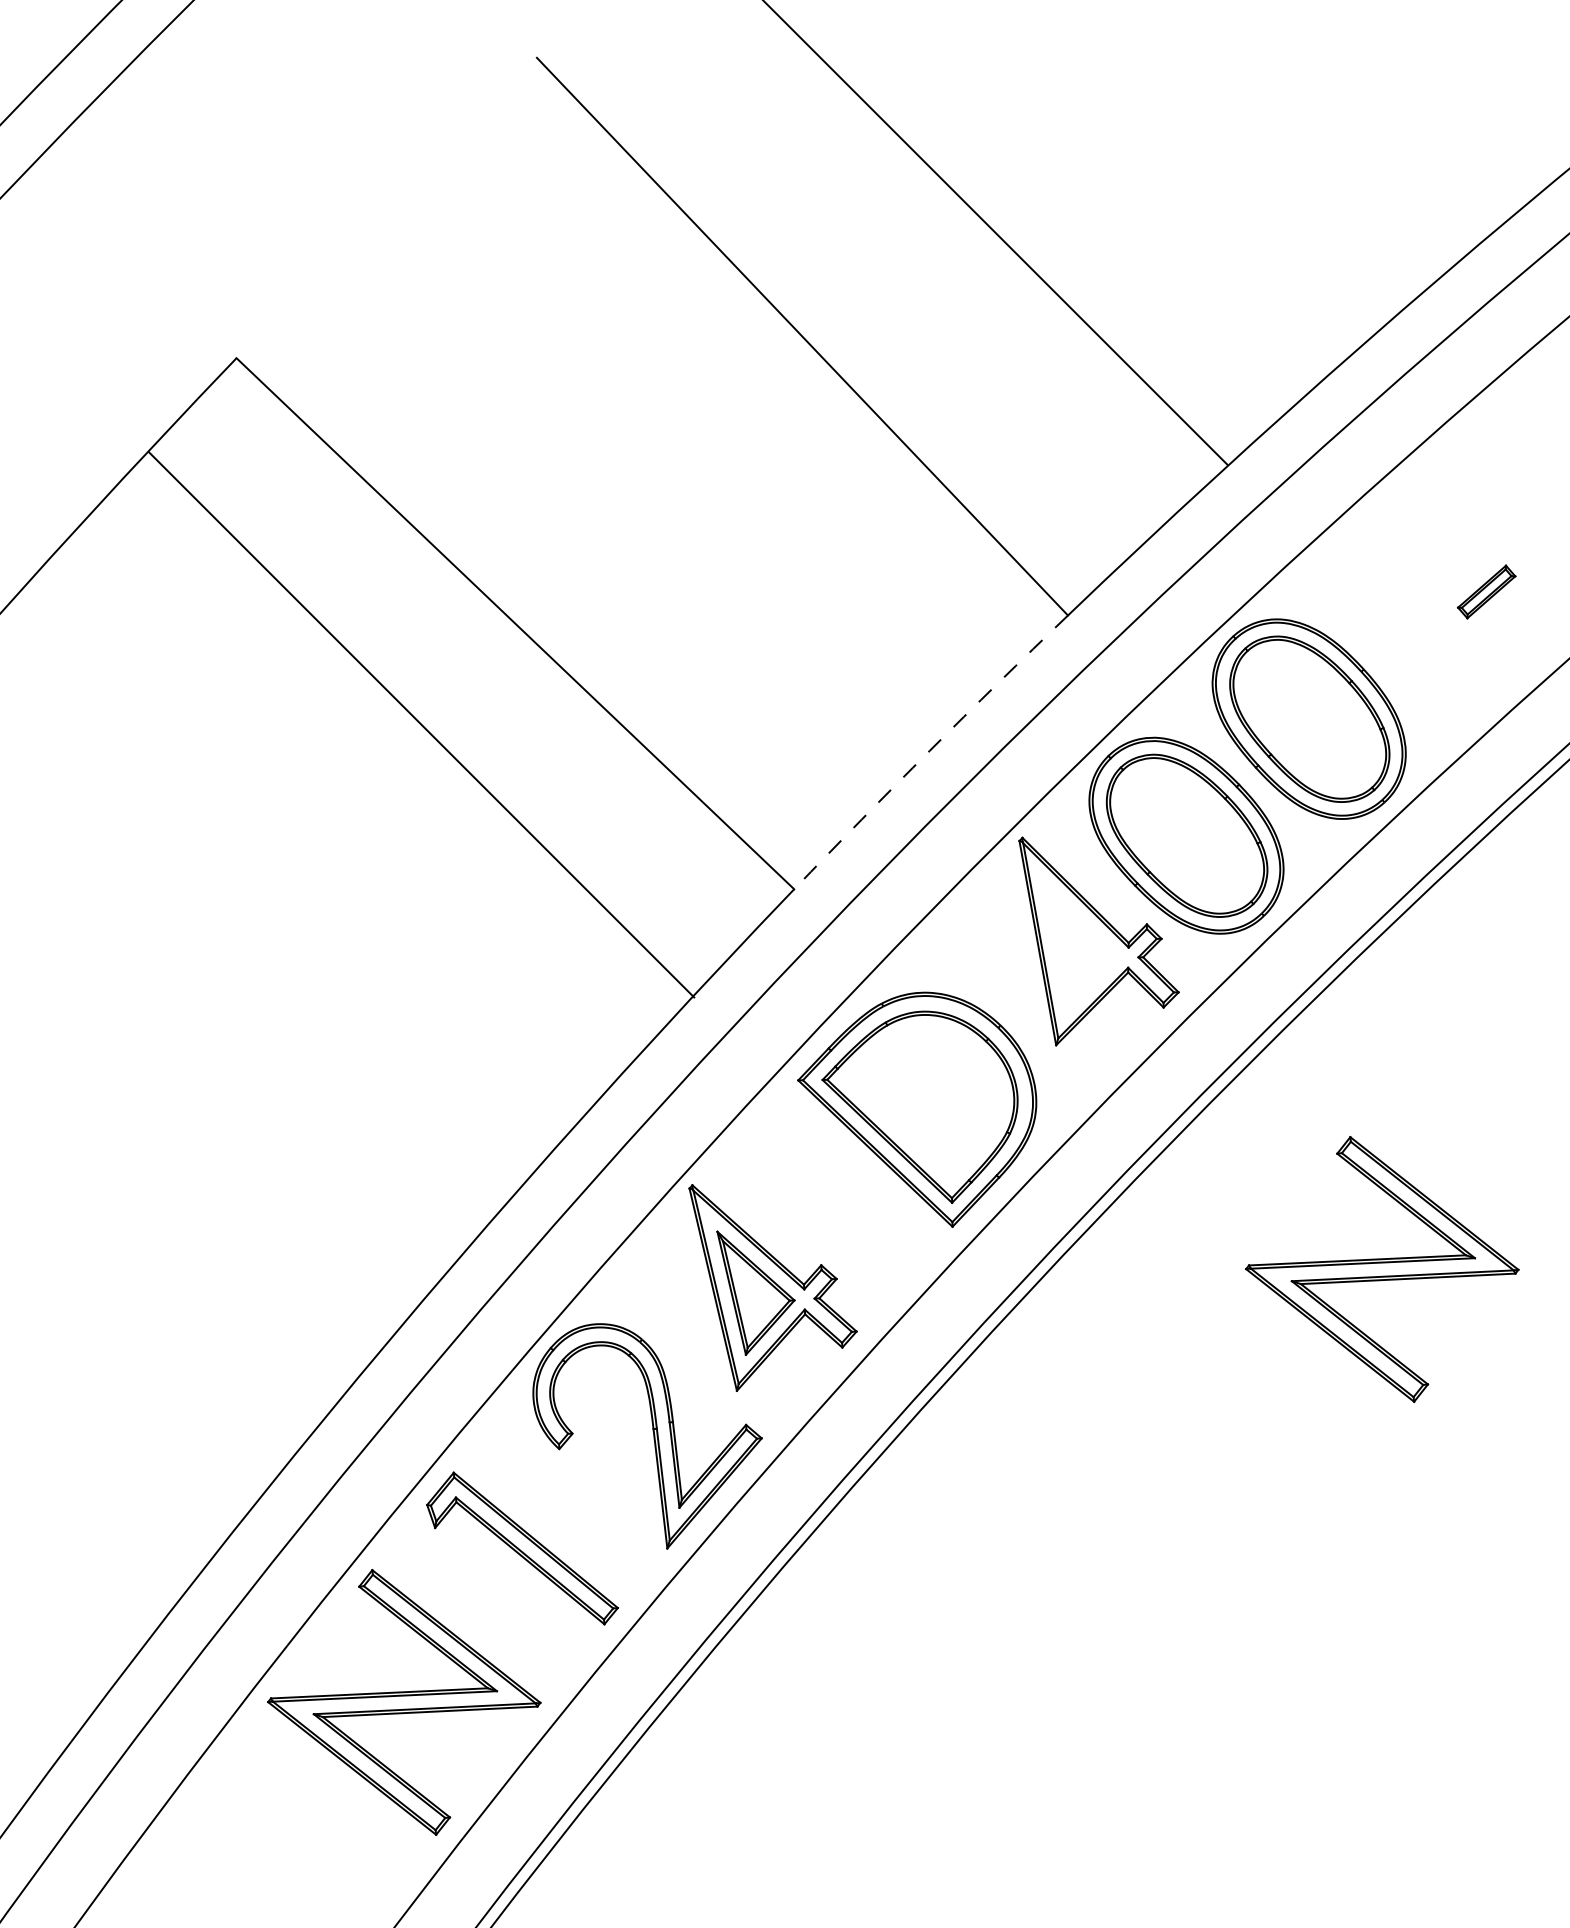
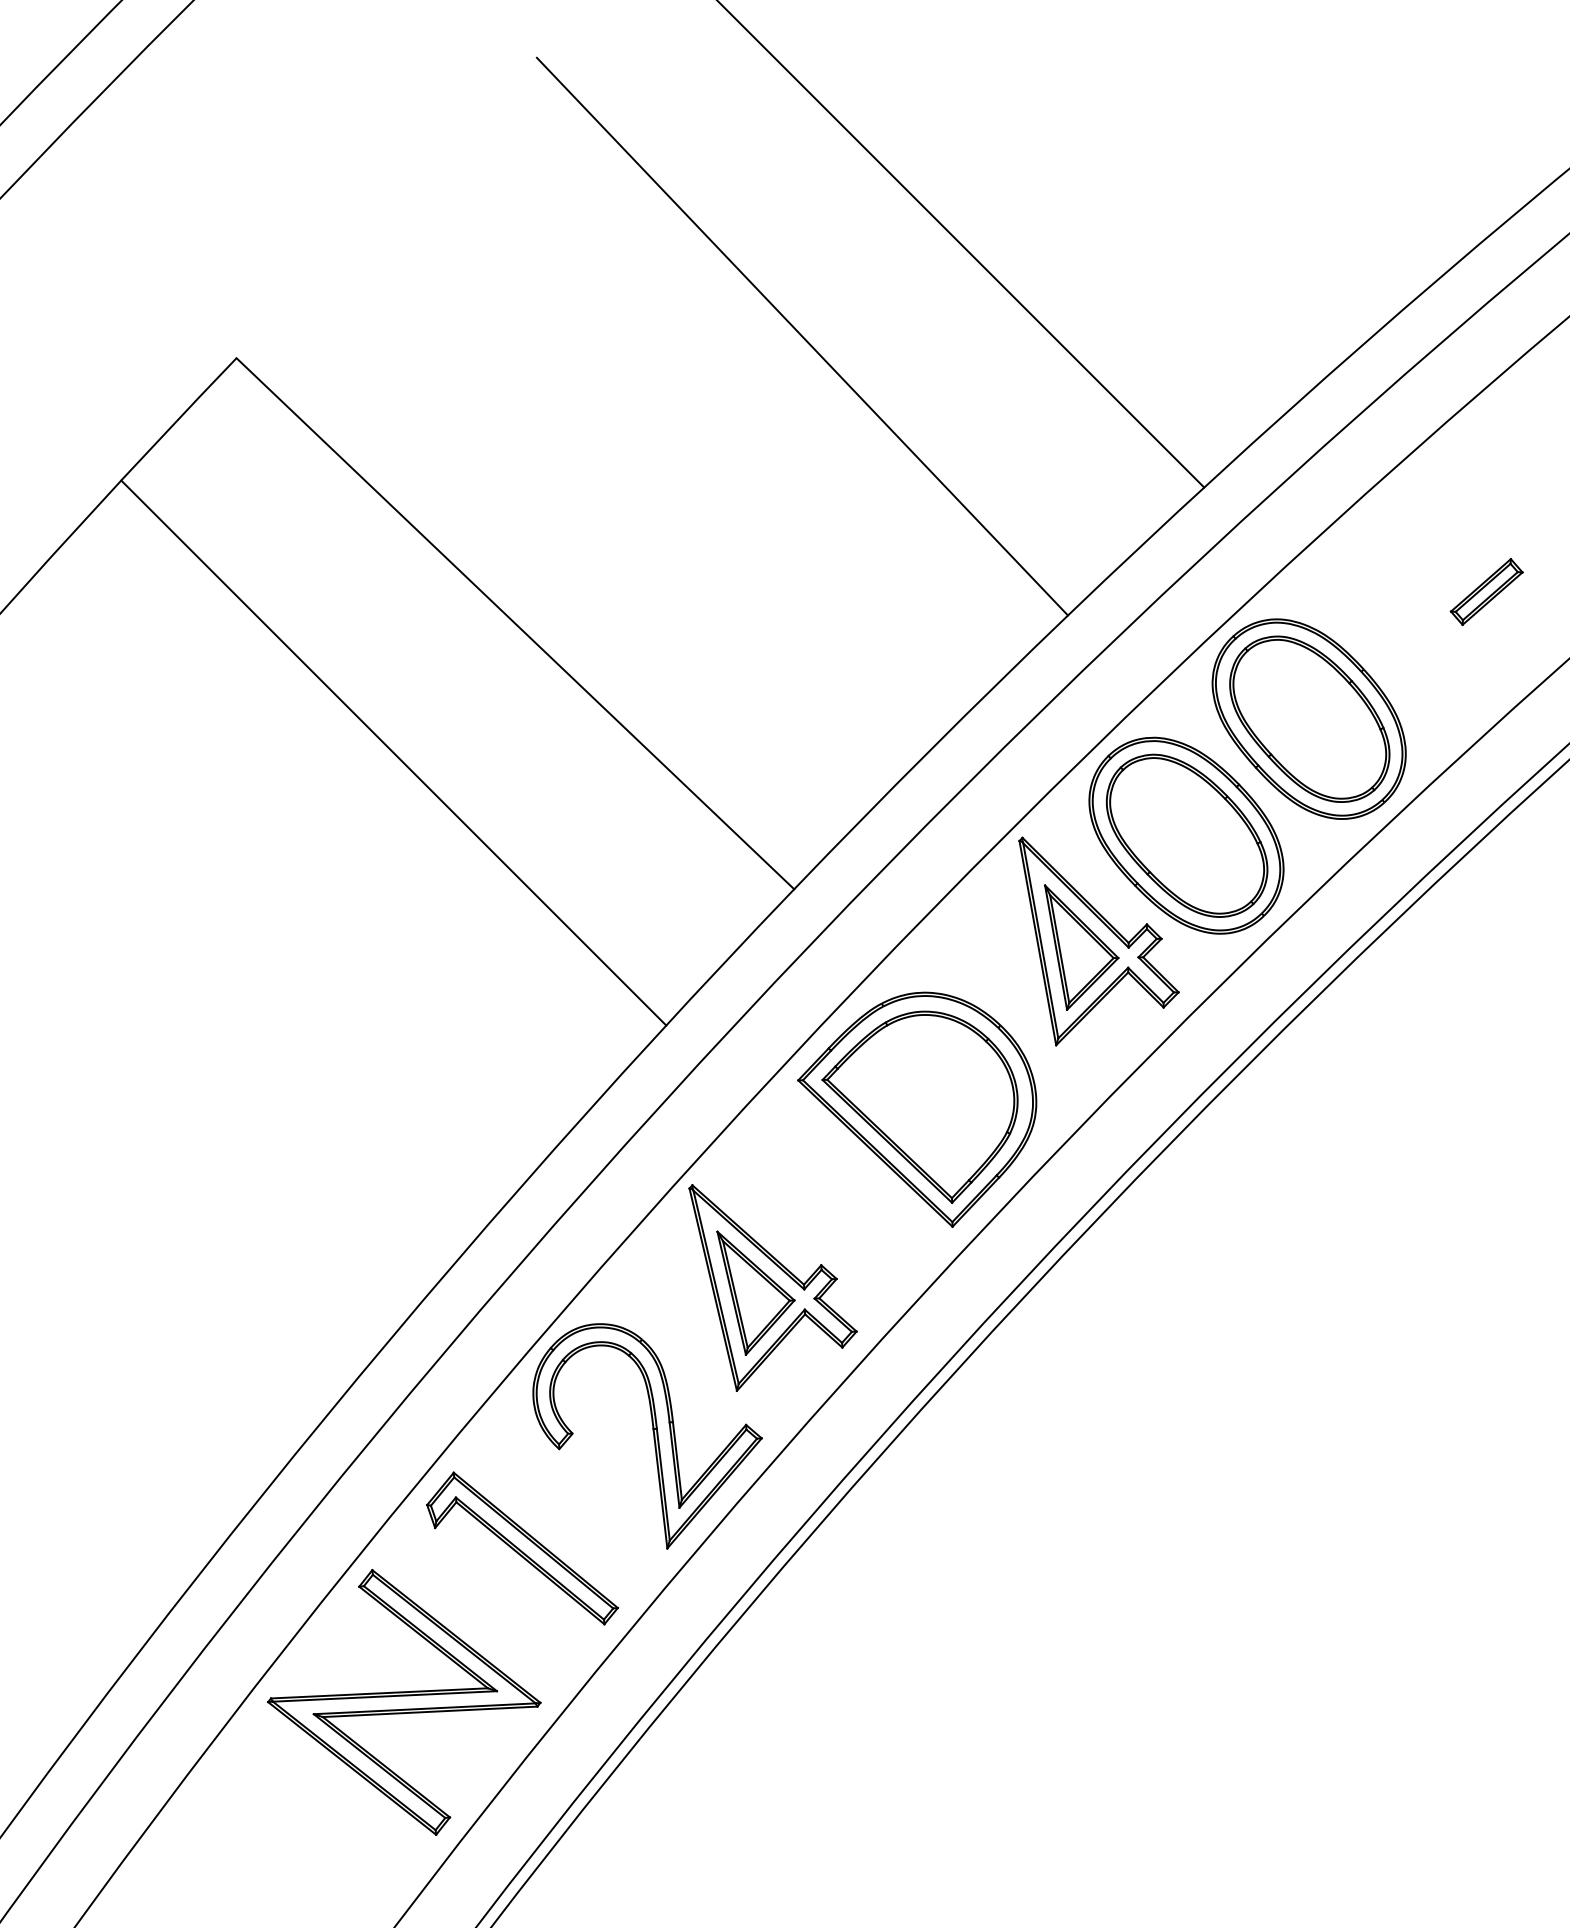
line position: (996, 233) -> (961, 244) (961, 244)
part size: 60x56 px -> 75x68 px (1486, 591)
line position: (421, 724) -> (393, 752) (393, 752)
arc: dashed -> solid (929, 750)
part: none -> present (1081, 947)
part: present -> none (1382, 1269)
